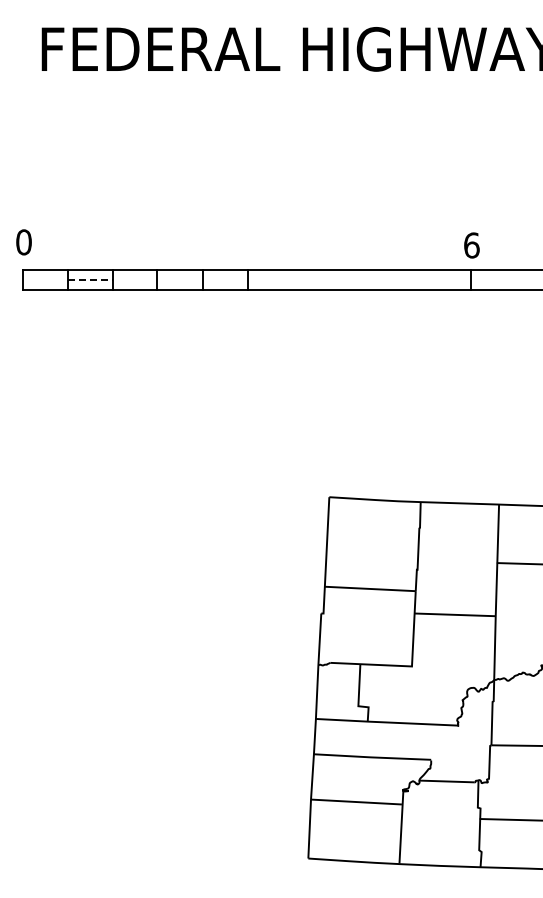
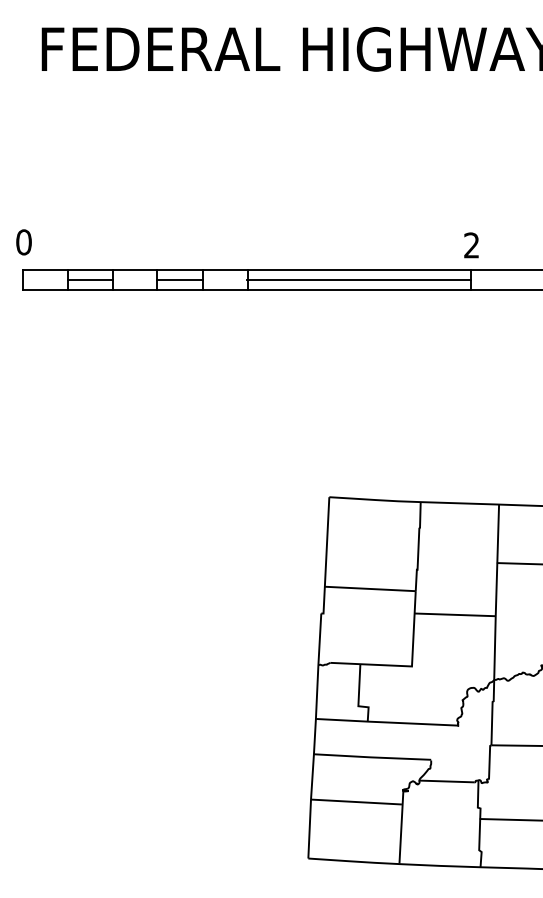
text: 6 -> 2 (471, 245)
line: dashed -> solid (90, 280)
line: none -> present (179, 280)
line: none -> present (358, 280)
